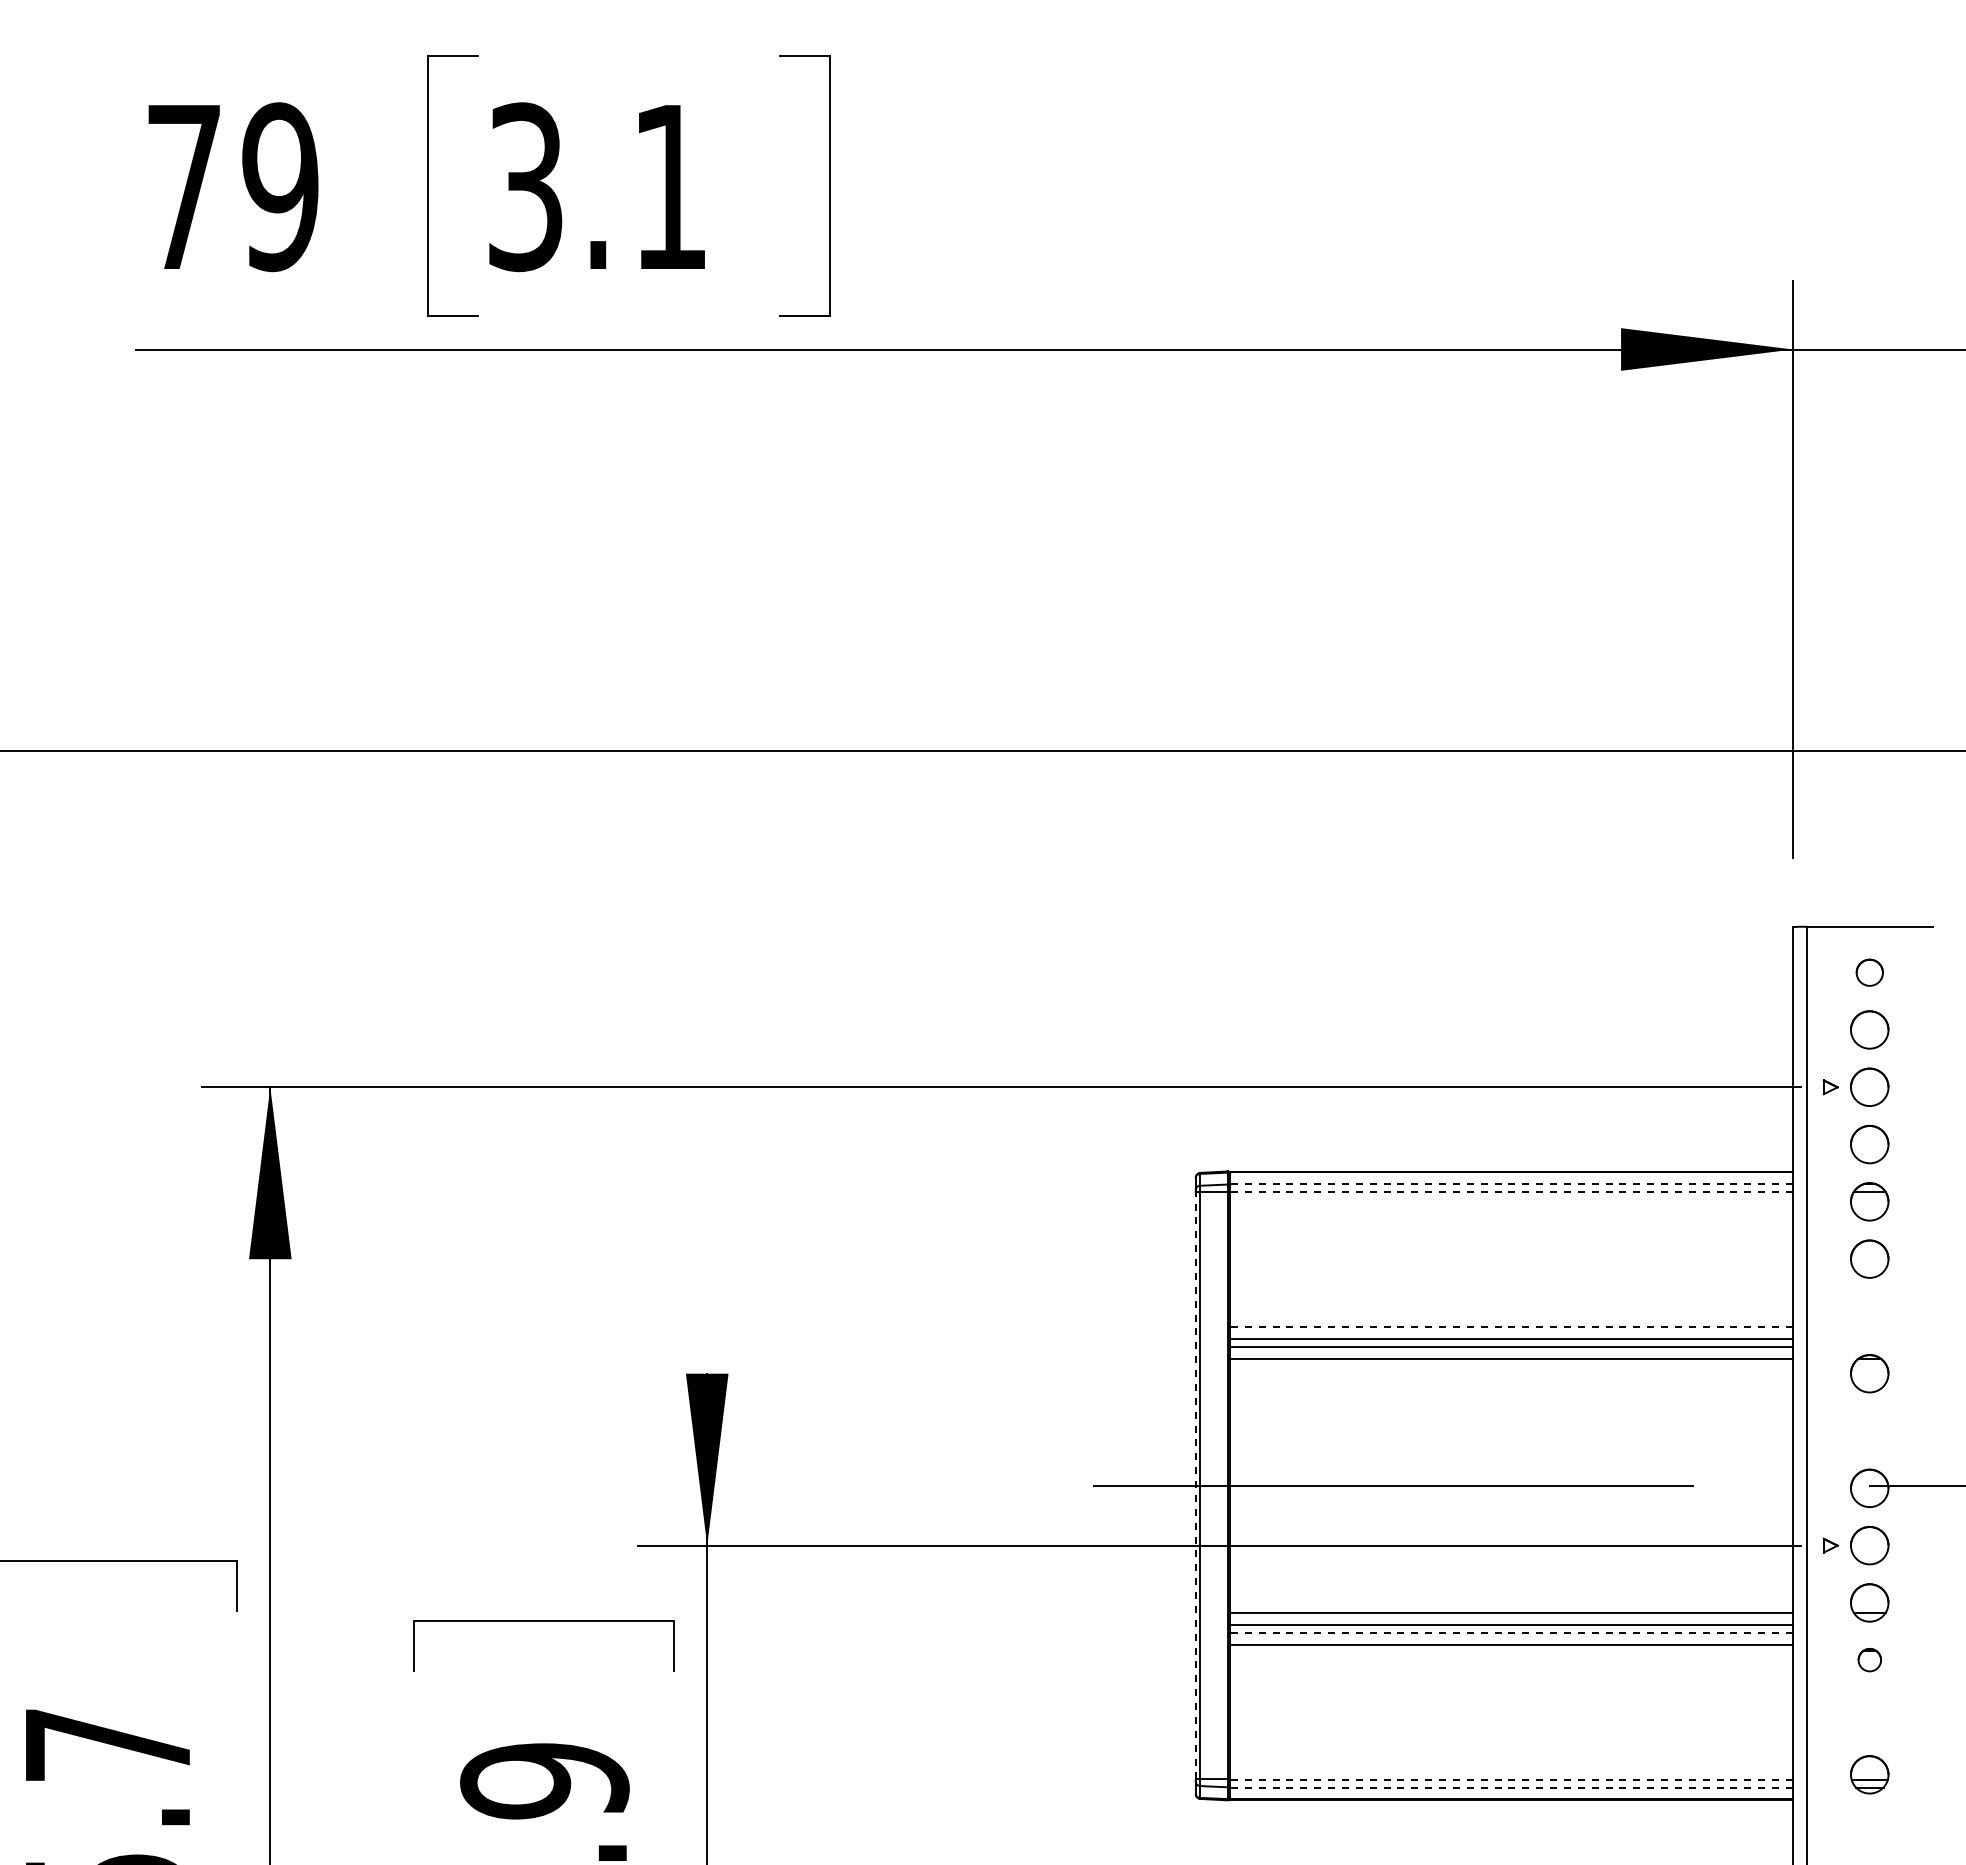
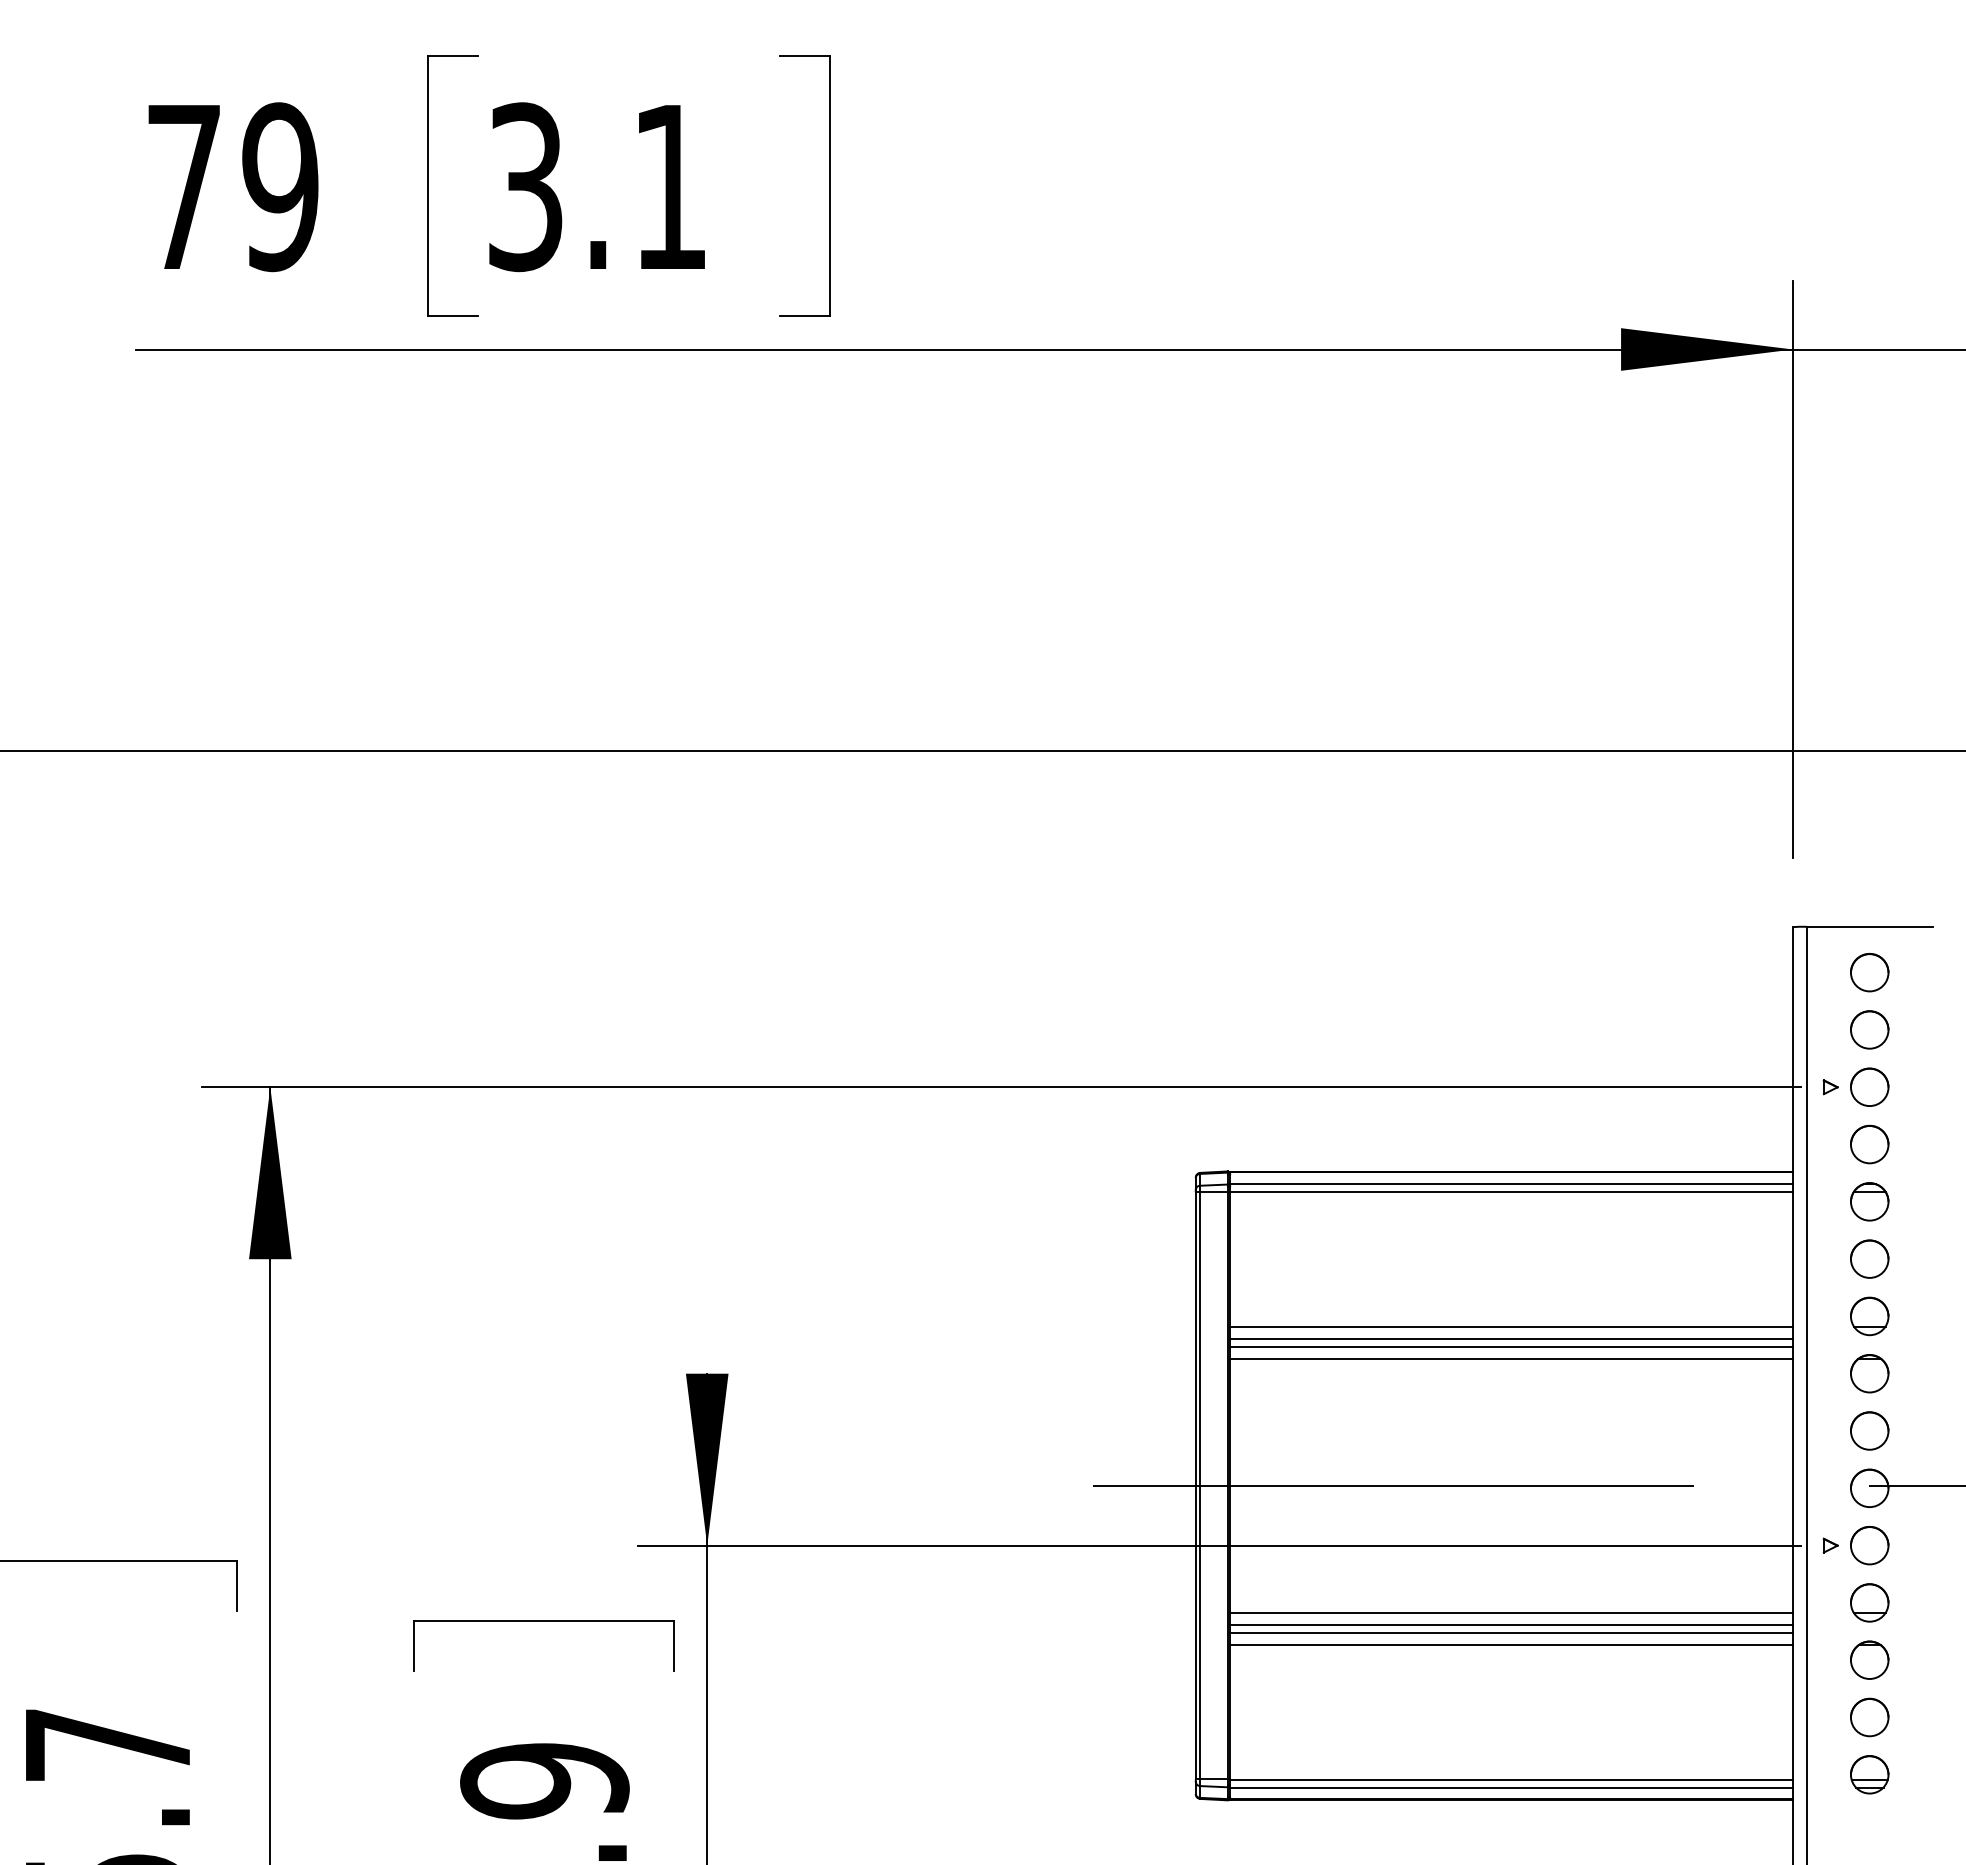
circle size: 29x29 px -> 40x40 px (1869, 972)
line: dashed -> solid (1511, 1184)
line: dashed -> solid (1511, 1192)
part: none -> present (1869, 1316)
line: dashed -> solid (1511, 1326)
circle: none -> present (1869, 1430)
line: dashed -> solid (1195, 1485)
line: dashed -> solid (1511, 1632)
part size: 25x25 px -> 40x40 px (1869, 1659)
part: none -> present (1869, 1717)
line: dashed -> solid (1511, 1779)
line: dashed -> solid (1511, 1787)
